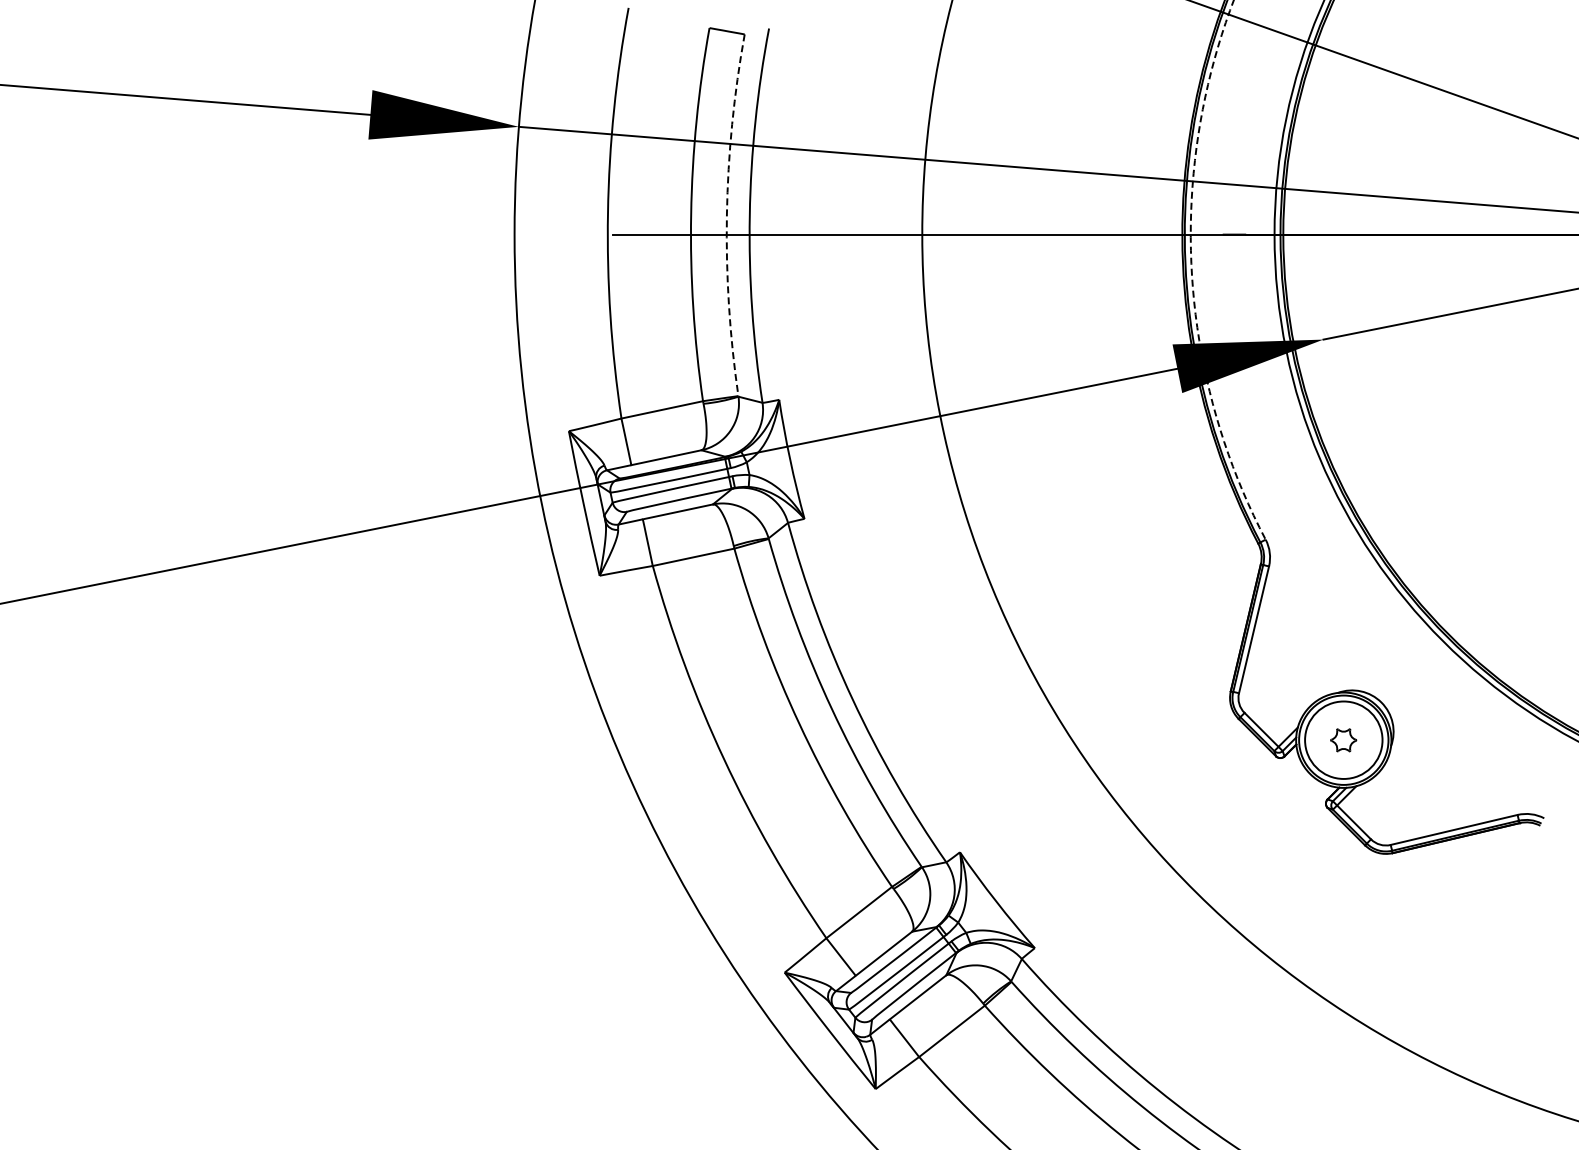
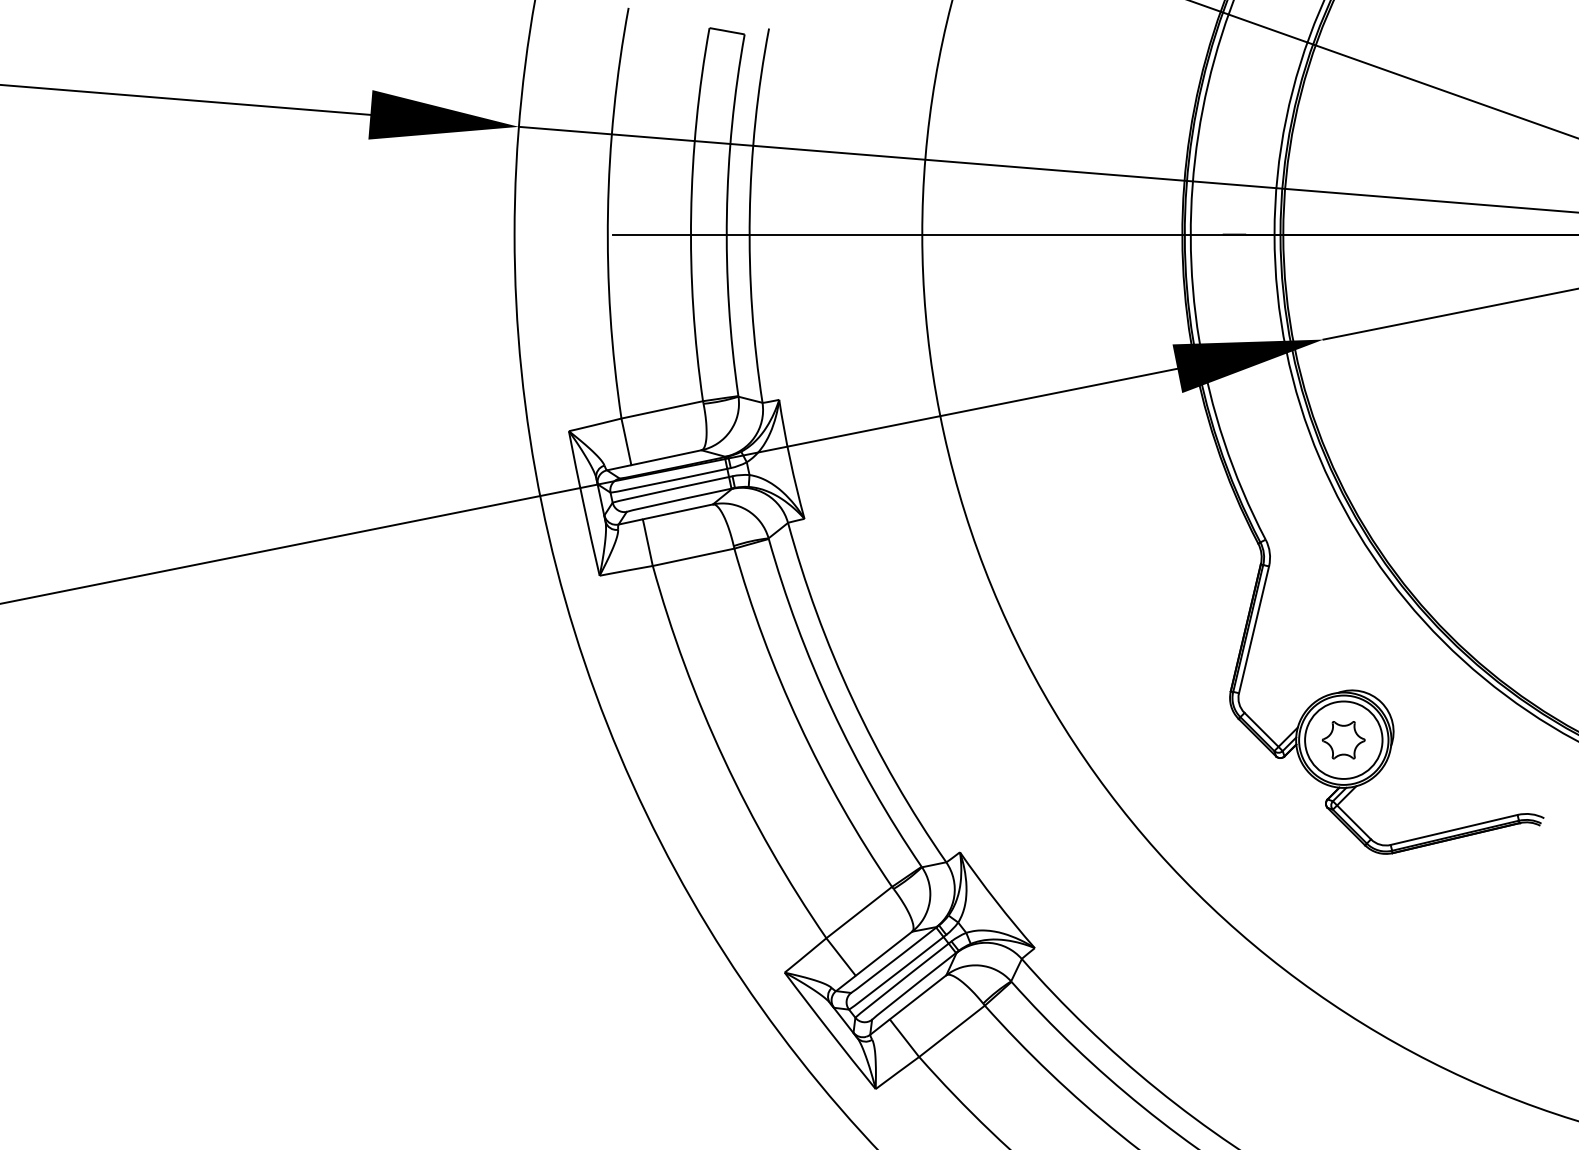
arc: dashed -> solid (726, 215)
arc: dashed -> solid (1192, 277)
part size: 28x25 px -> 45x39 px (1343, 740)
